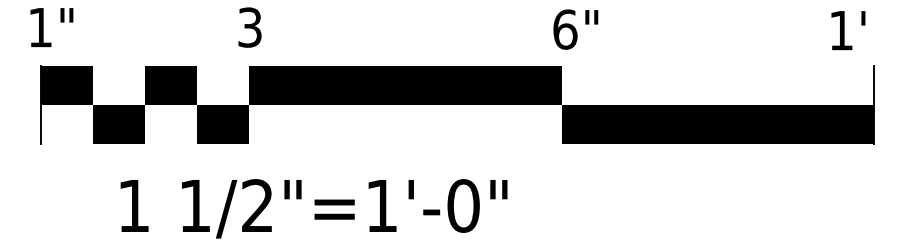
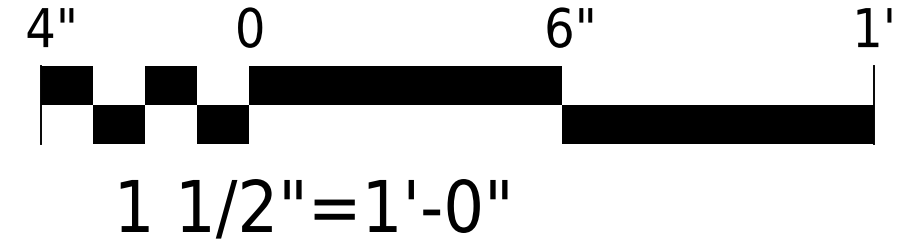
text: 1" -> 4" (40, 27)
text: 3 -> 0 (250, 27)
text position: (575, 29) -> (569, 27) (569, 27)
text position: (848, 30) -> (874, 27) (874, 27)
